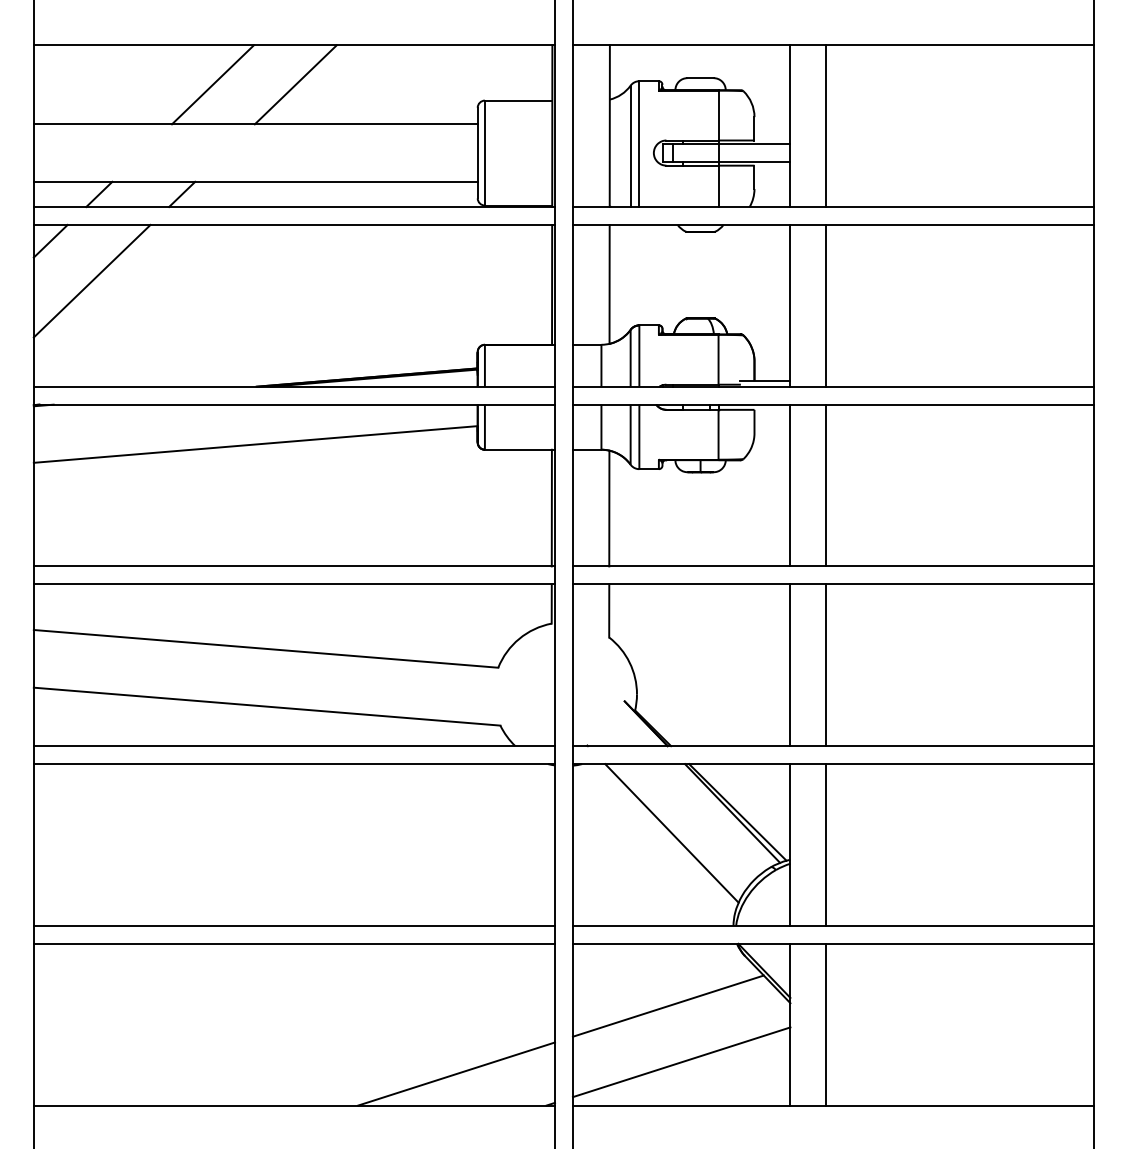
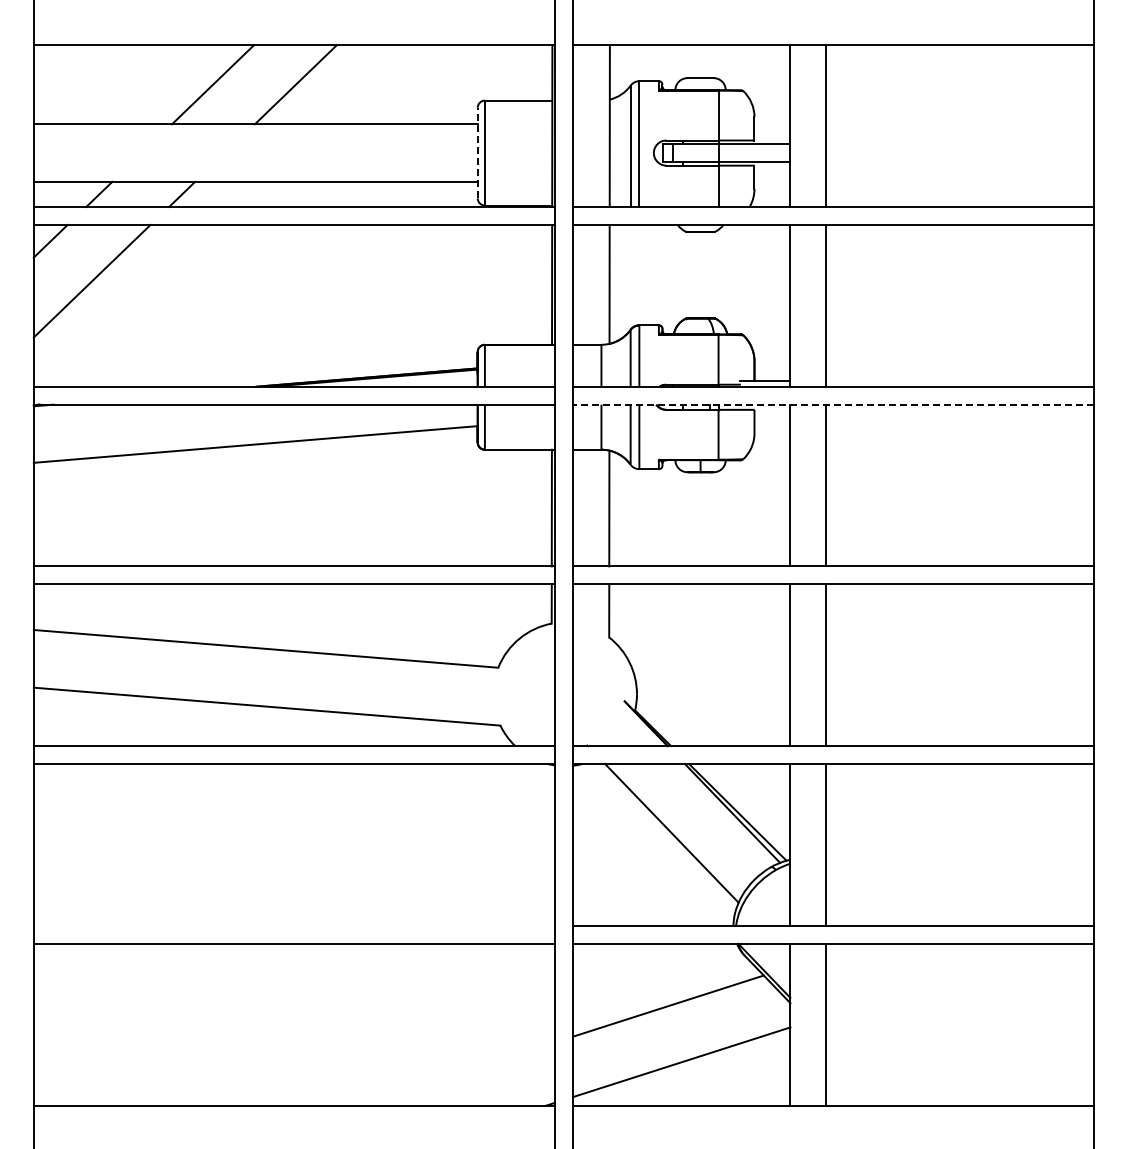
line: solid -> dashed (477, 152)
line: solid -> dashed (833, 404)
line: present -> none (294, 925)
line: present -> none (456, 1073)
